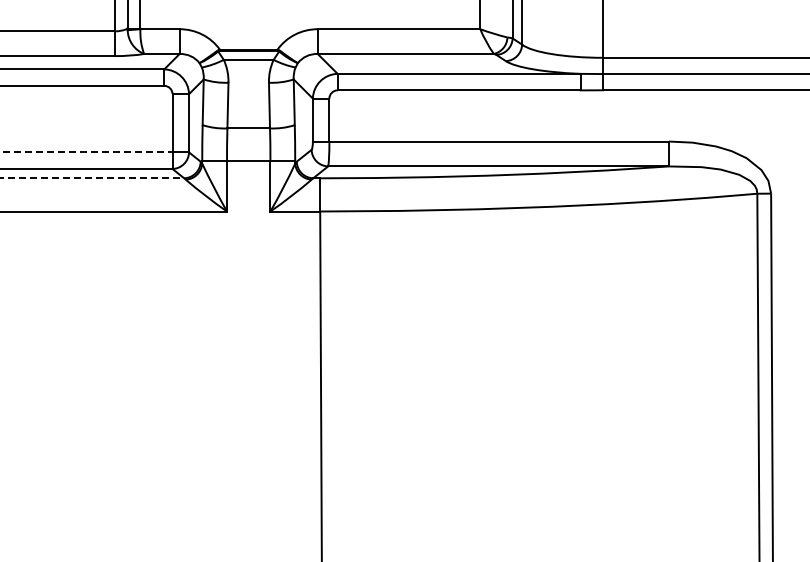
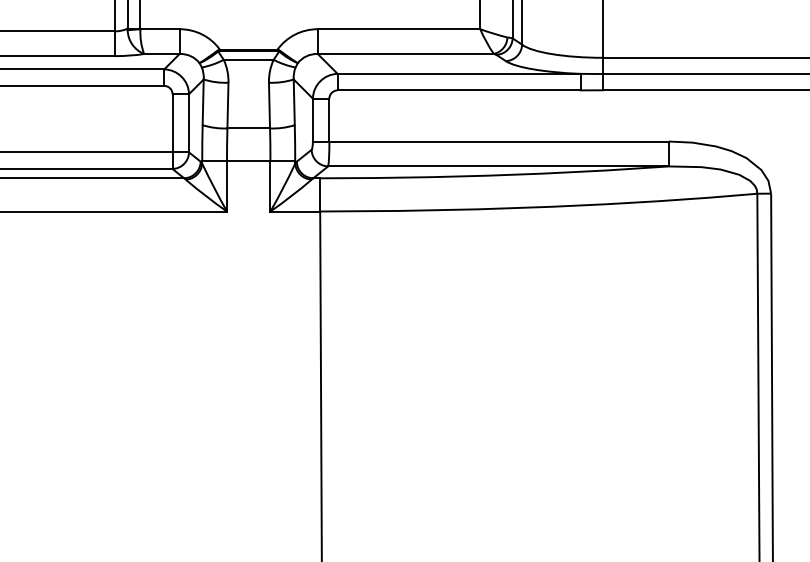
line: dashed -> solid (86, 152)
line: dashed -> solid (92, 178)
